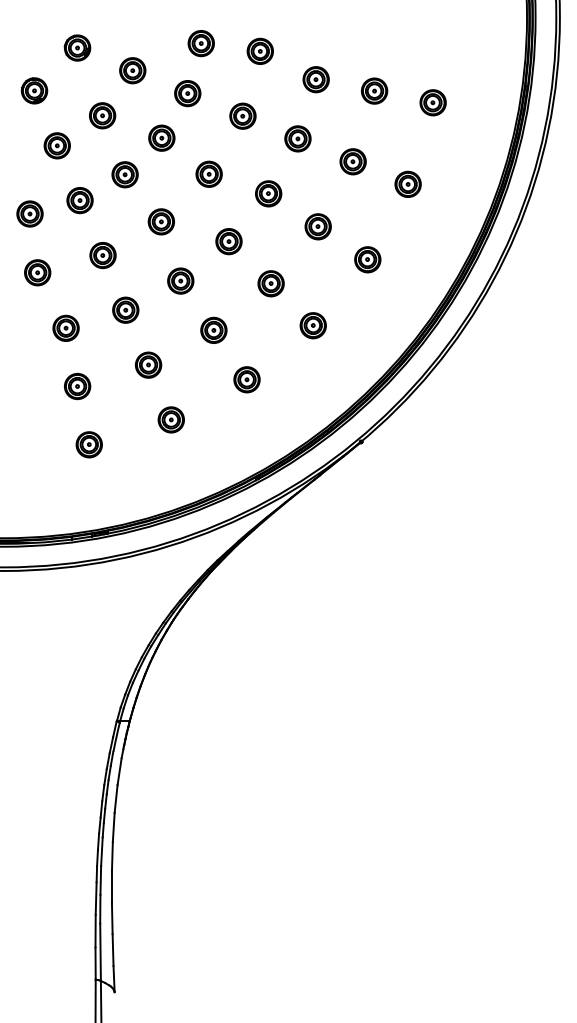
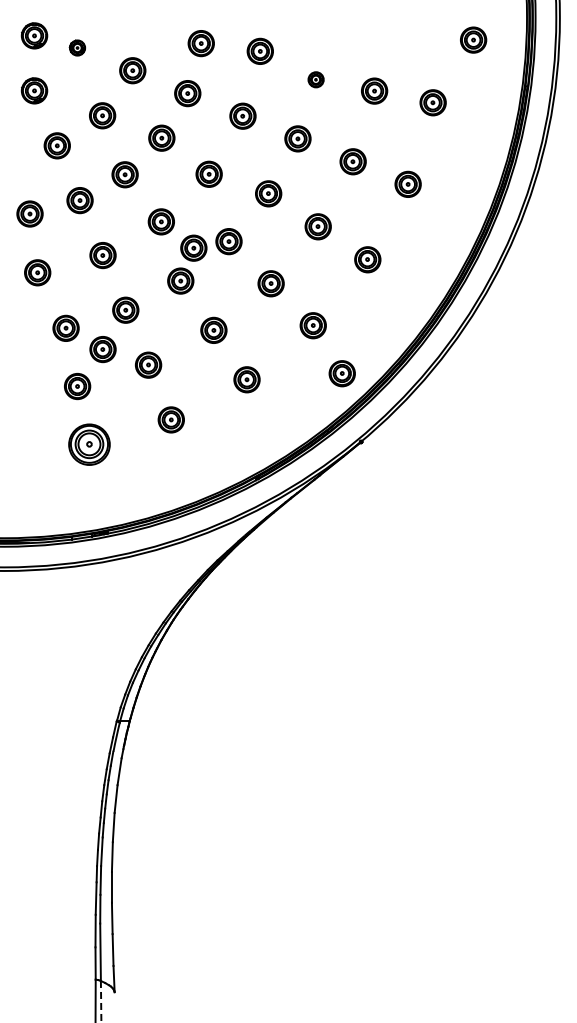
part: none -> present (34, 35)
part: none -> present (473, 39)
part size: 29x28 px -> 18x18 px (76, 47)
part size: 28x28 px -> 18x18 px (315, 79)
part: none -> present (193, 247)
part: none -> present (102, 349)
part: none -> present (341, 373)
part size: 28x28 px -> 43x43 px (89, 444)
line: solid -> dashed (101, 1001)
